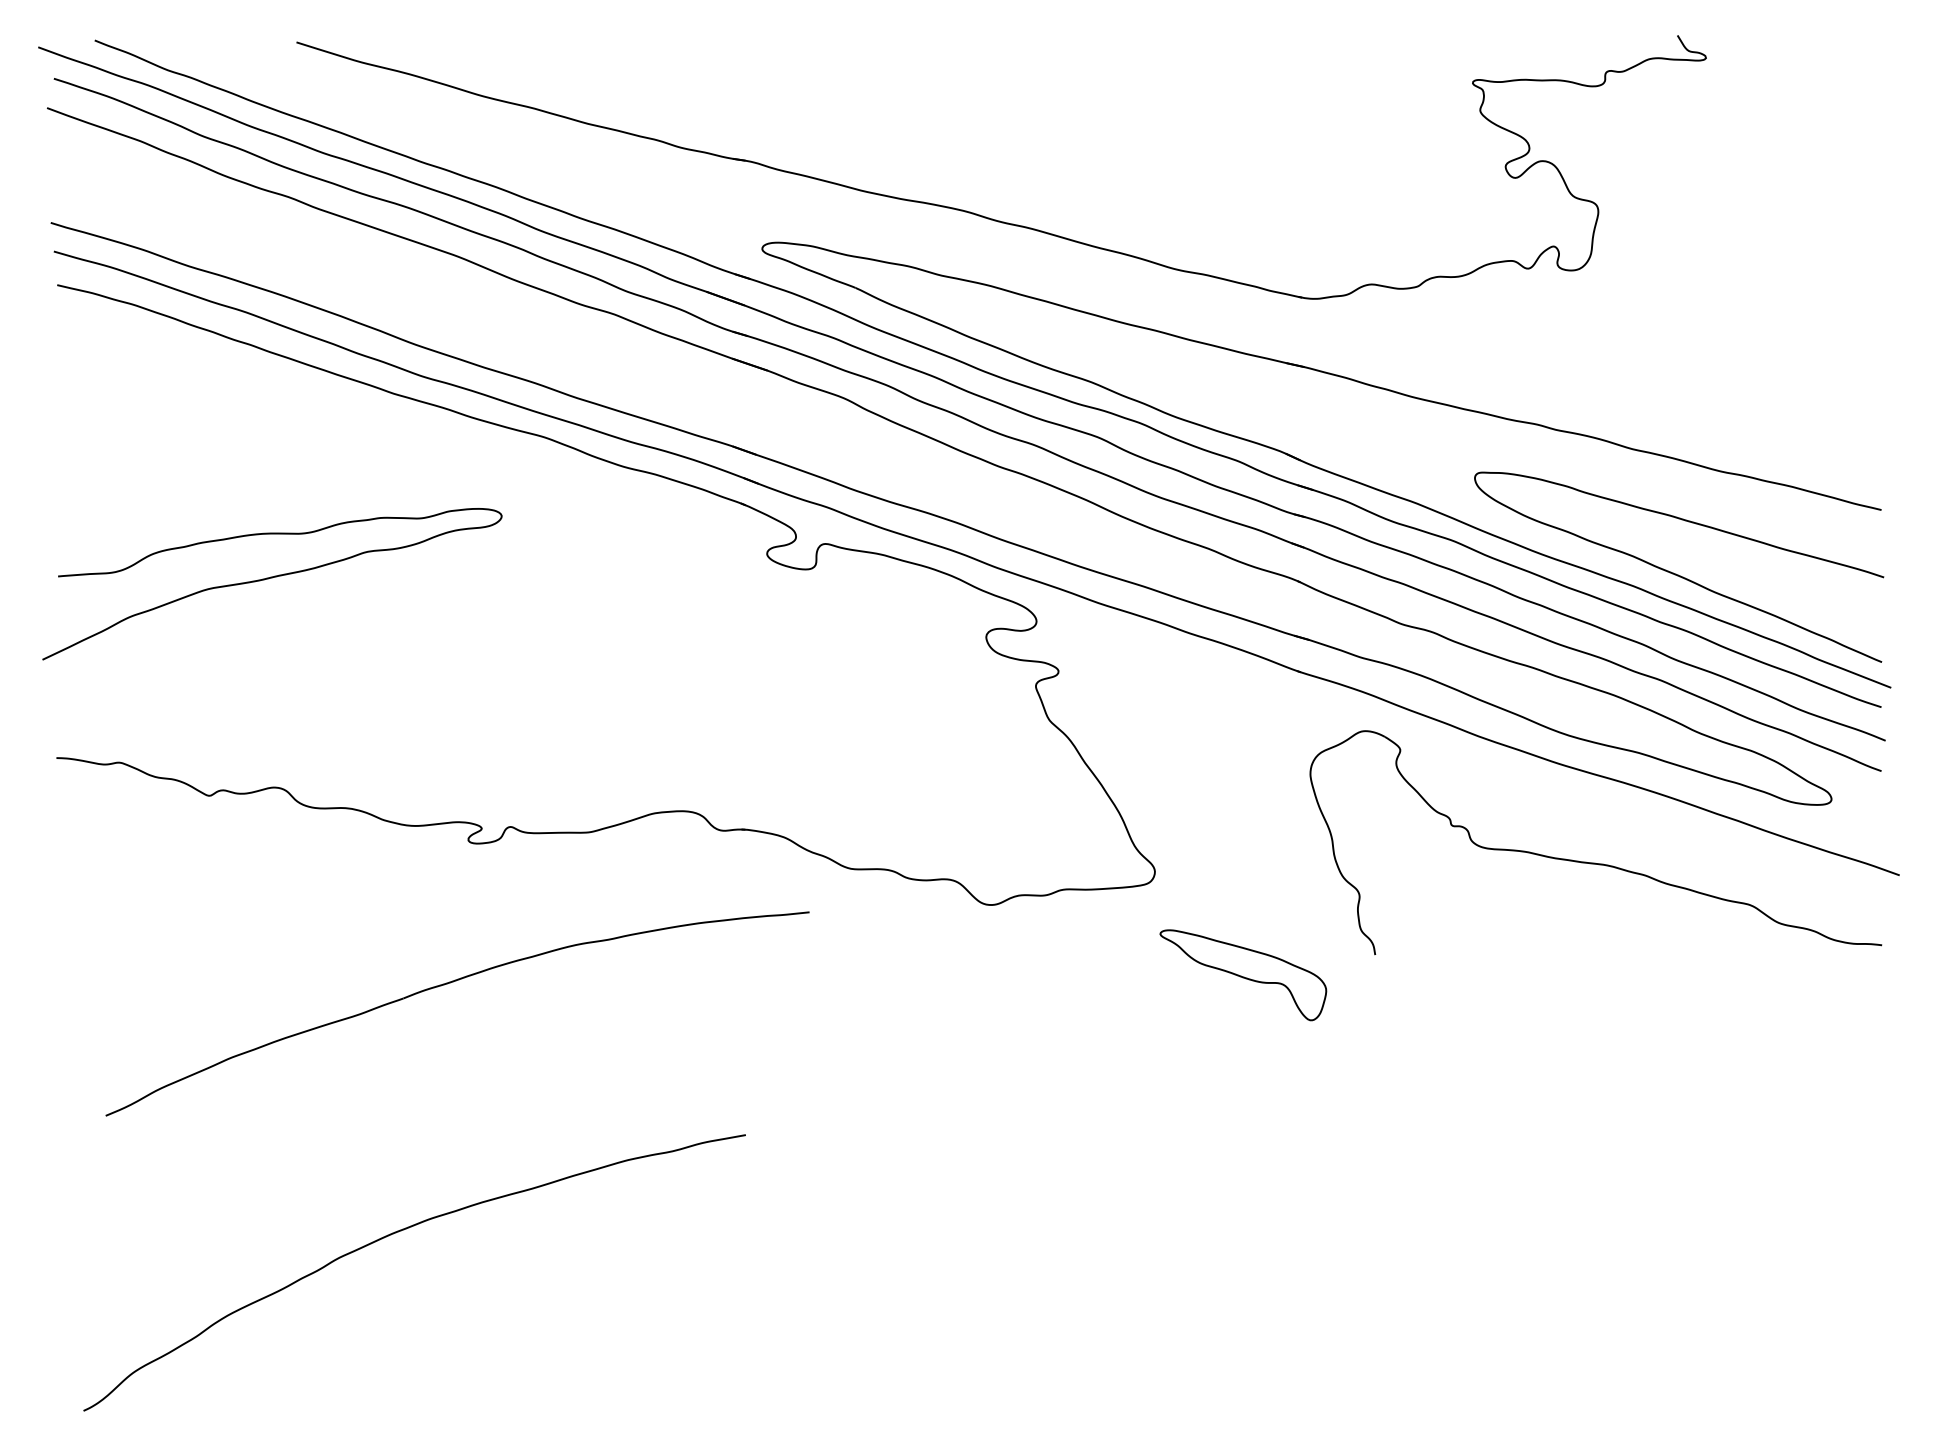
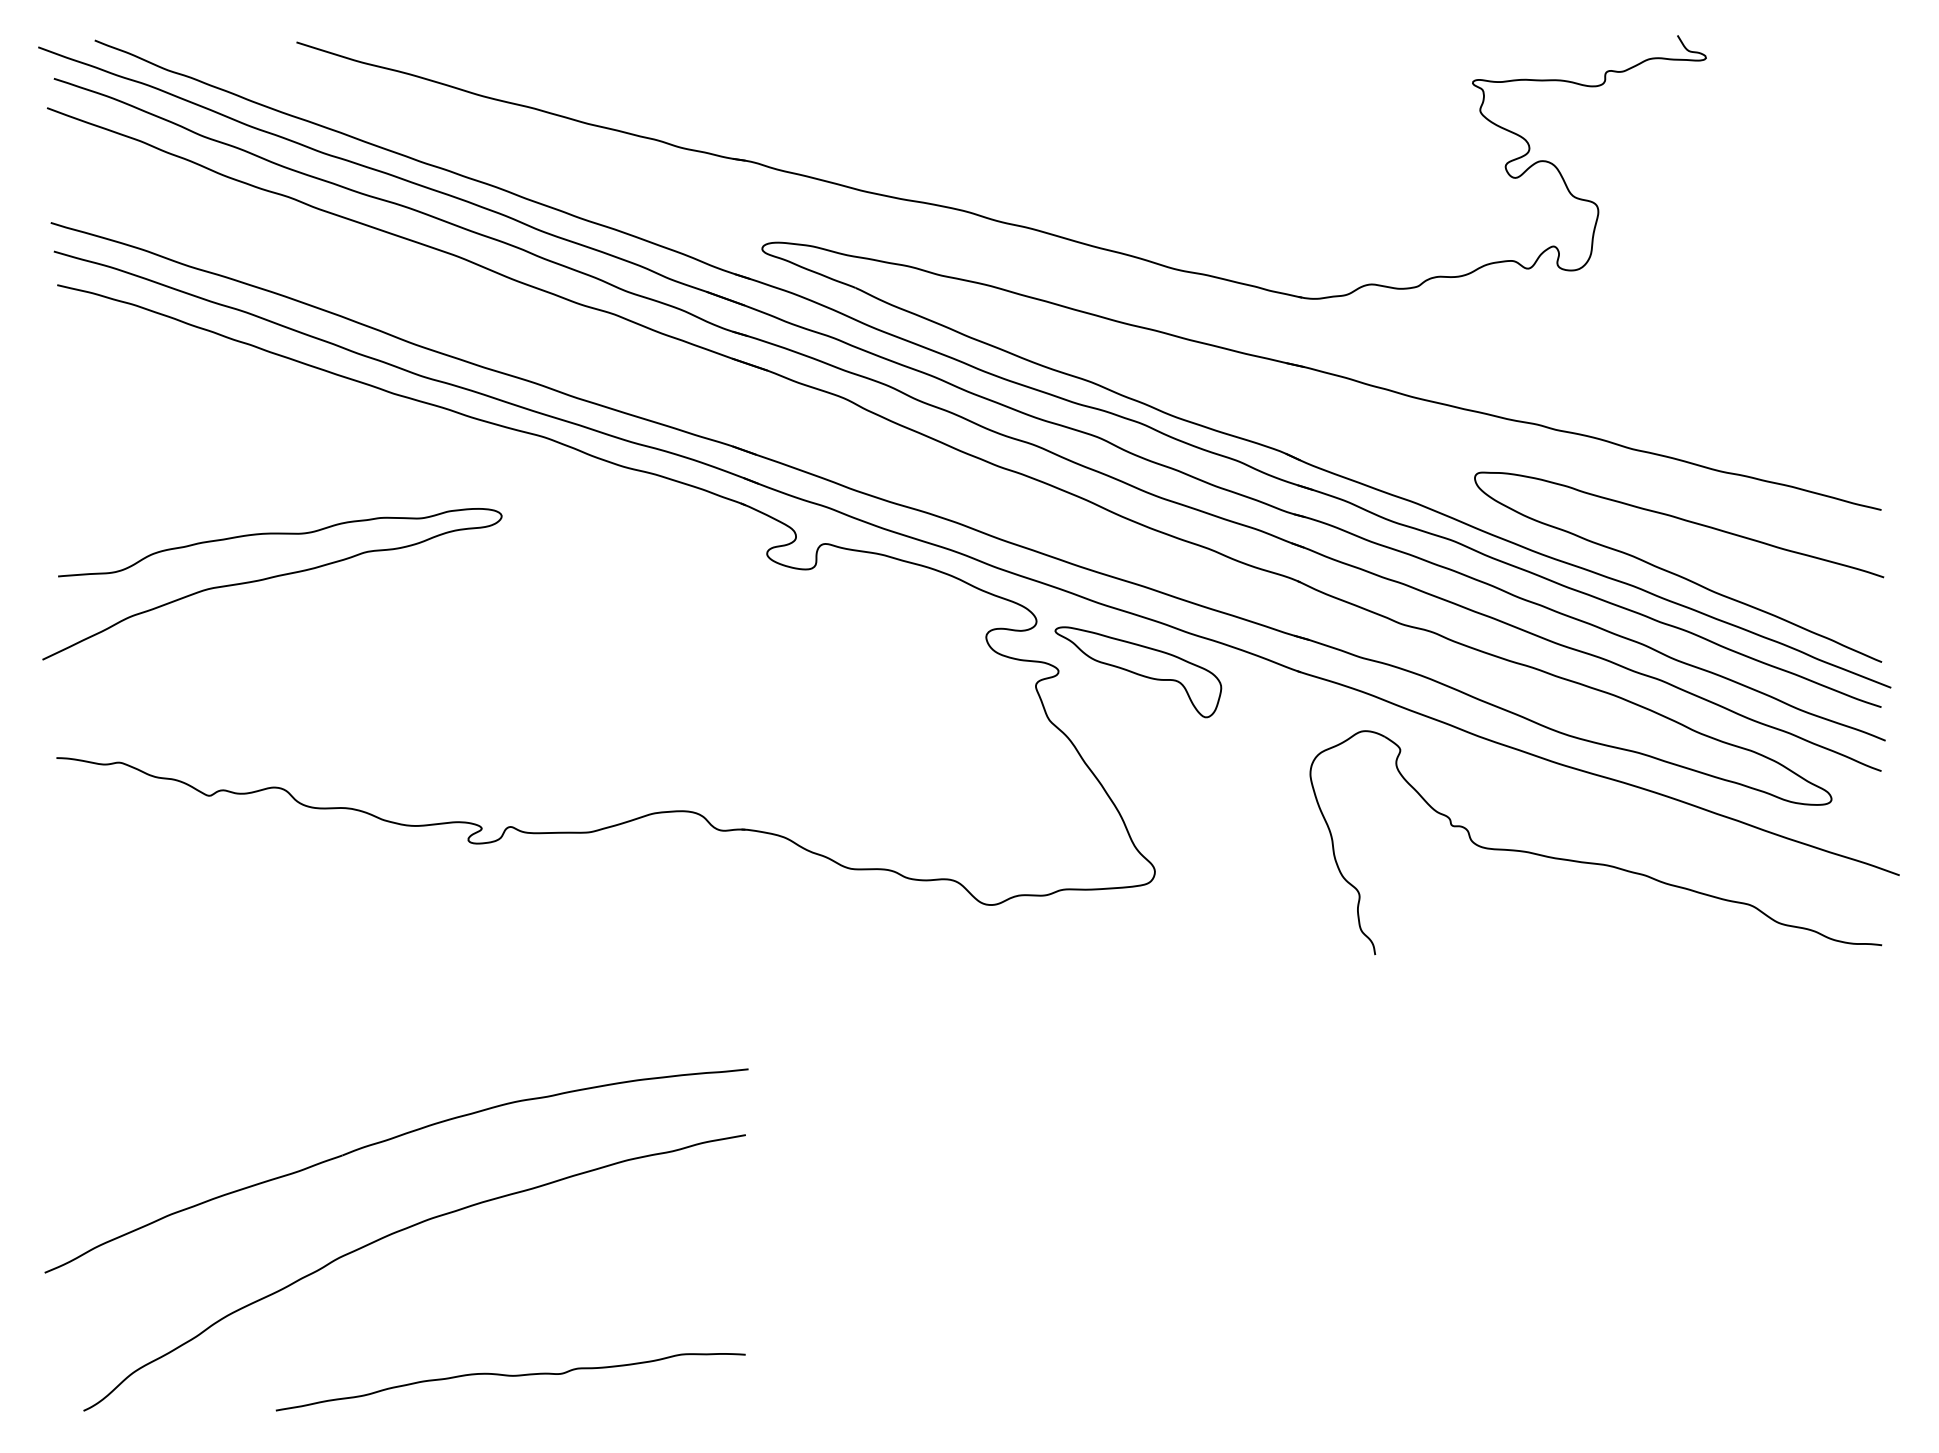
part position: (1243, 975) -> (1138, 672) (1138, 672)
part position: (447, 984) -> (386, 1141) (386, 1141)
curve: none -> present (510, 1376)
